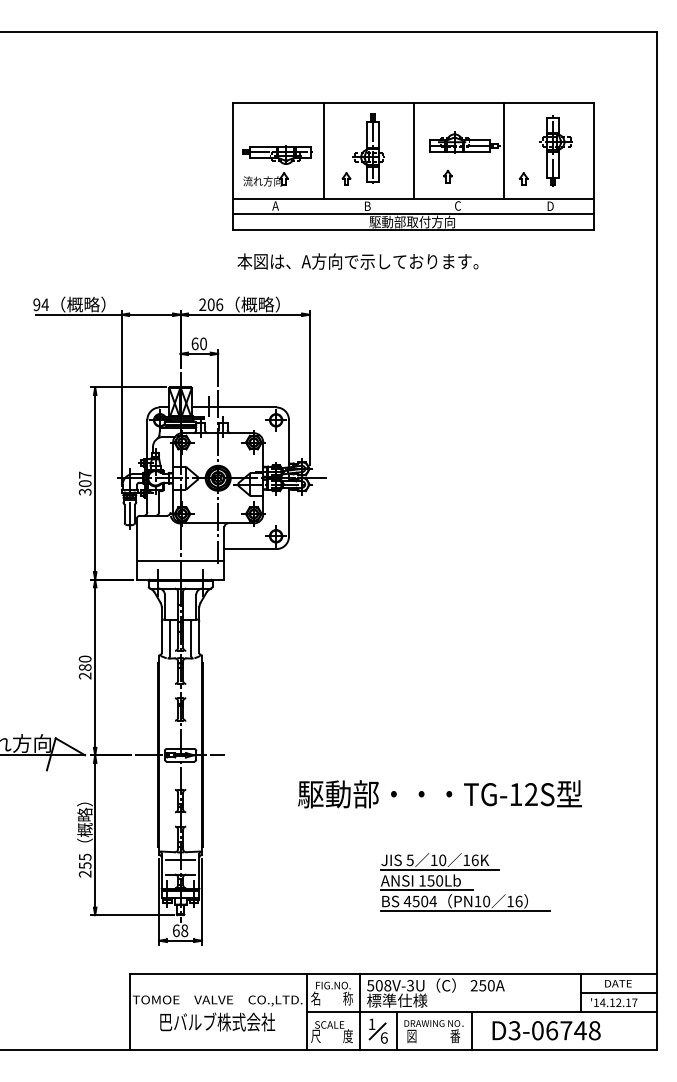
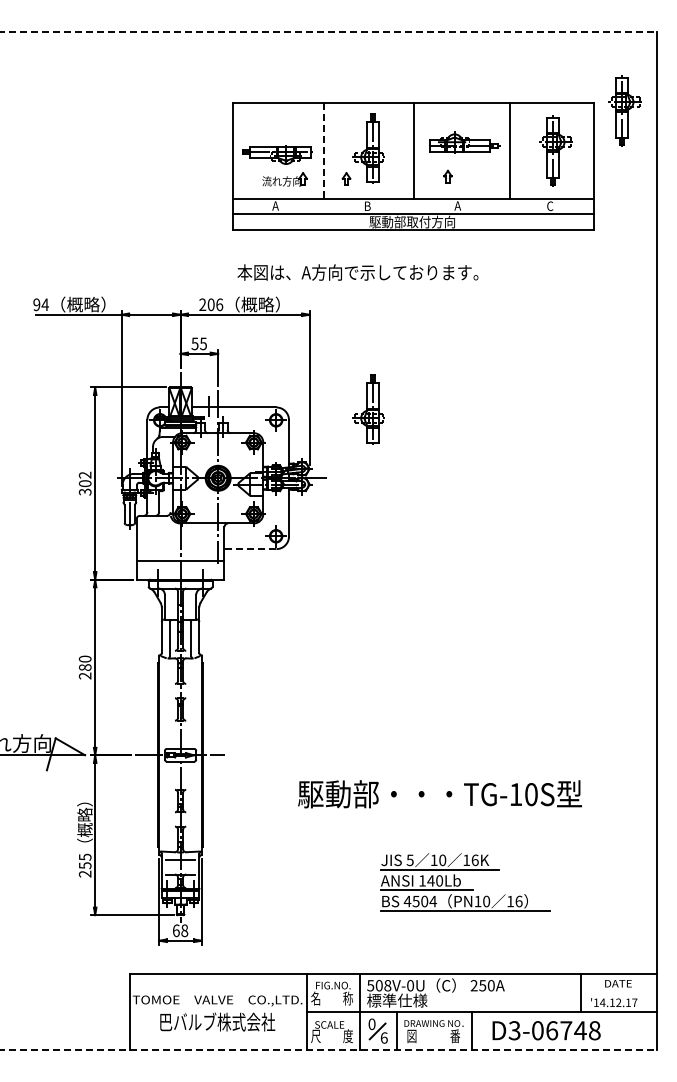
line: solid -> dashed (328, 32)
part: none -> present (624, 110)
line: solid -> dashed (323, 150)
line position: (504, 150) -> (510, 150) (510, 150)
part: present -> none (523, 178)
part position: (265, 179) -> (284, 179) (284, 179)
text: C -> A (457, 205)
text: D -> C (550, 206)
text position: (357, 261) -> (357, 272) (357, 272)
text: 60 -> 55 (198, 343)
part: none -> present (368, 409)
text: 307 -> 302 (84, 474)
line: solid -> dashed (249, 549)
text: TG-12S -> TG-10S (531, 794)
text: 150Lb -> 140Lb (430, 880)
text: 508V-3U -> 508V-0U (410, 985)
line: present -> none (618, 993)
text: 1 -> 0 (371, 1024)
line: solid -> dashed (328, 1049)
